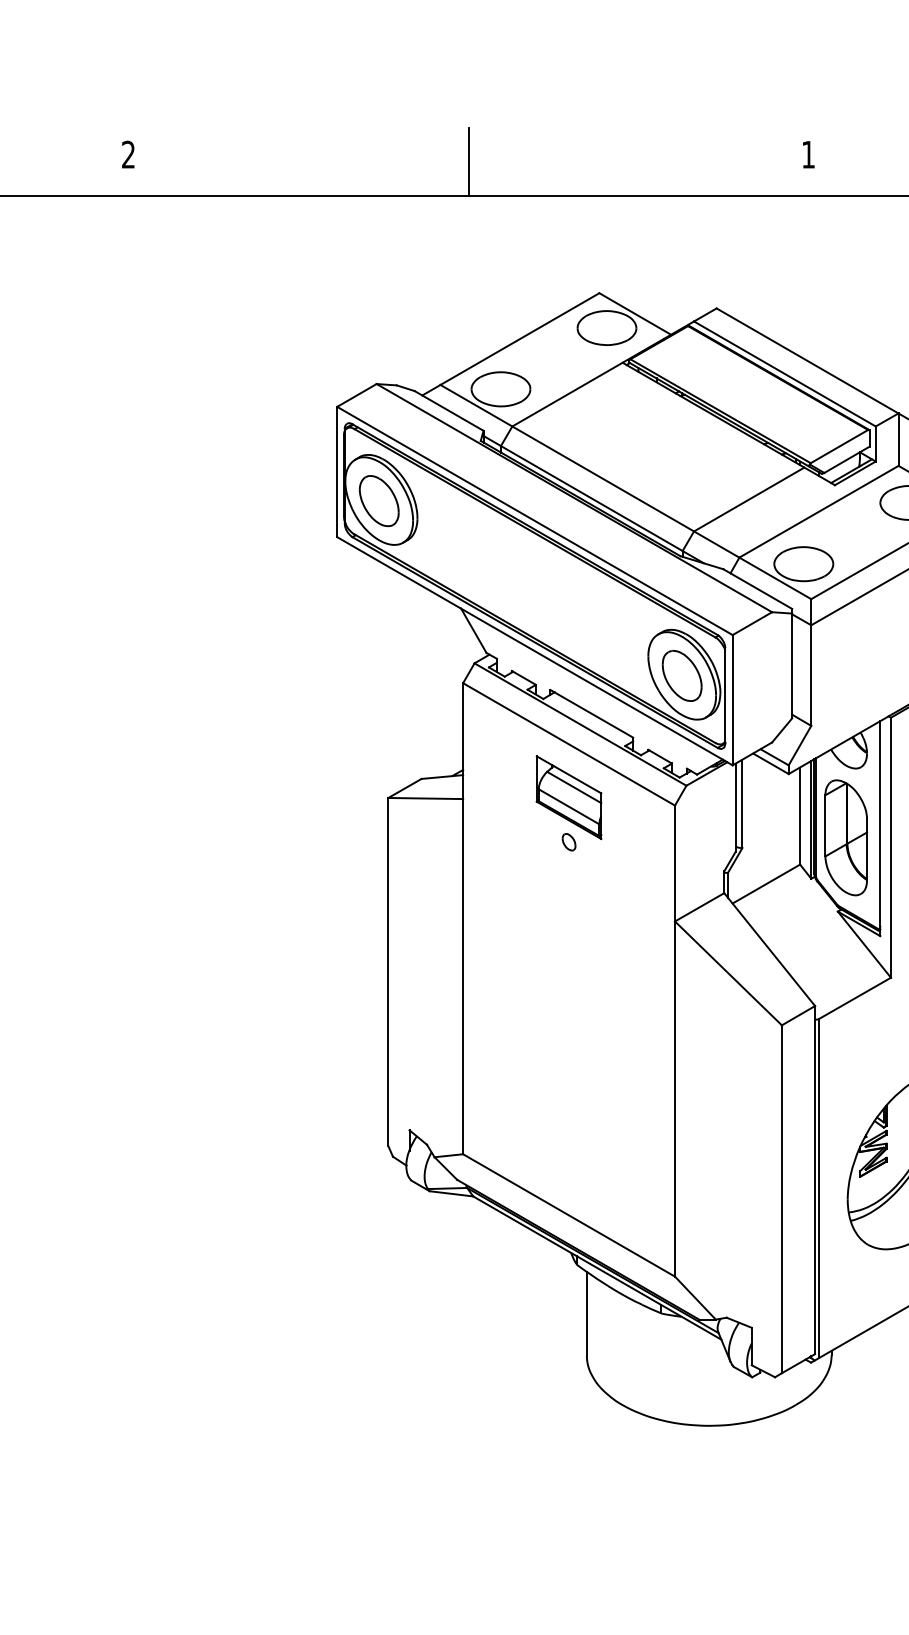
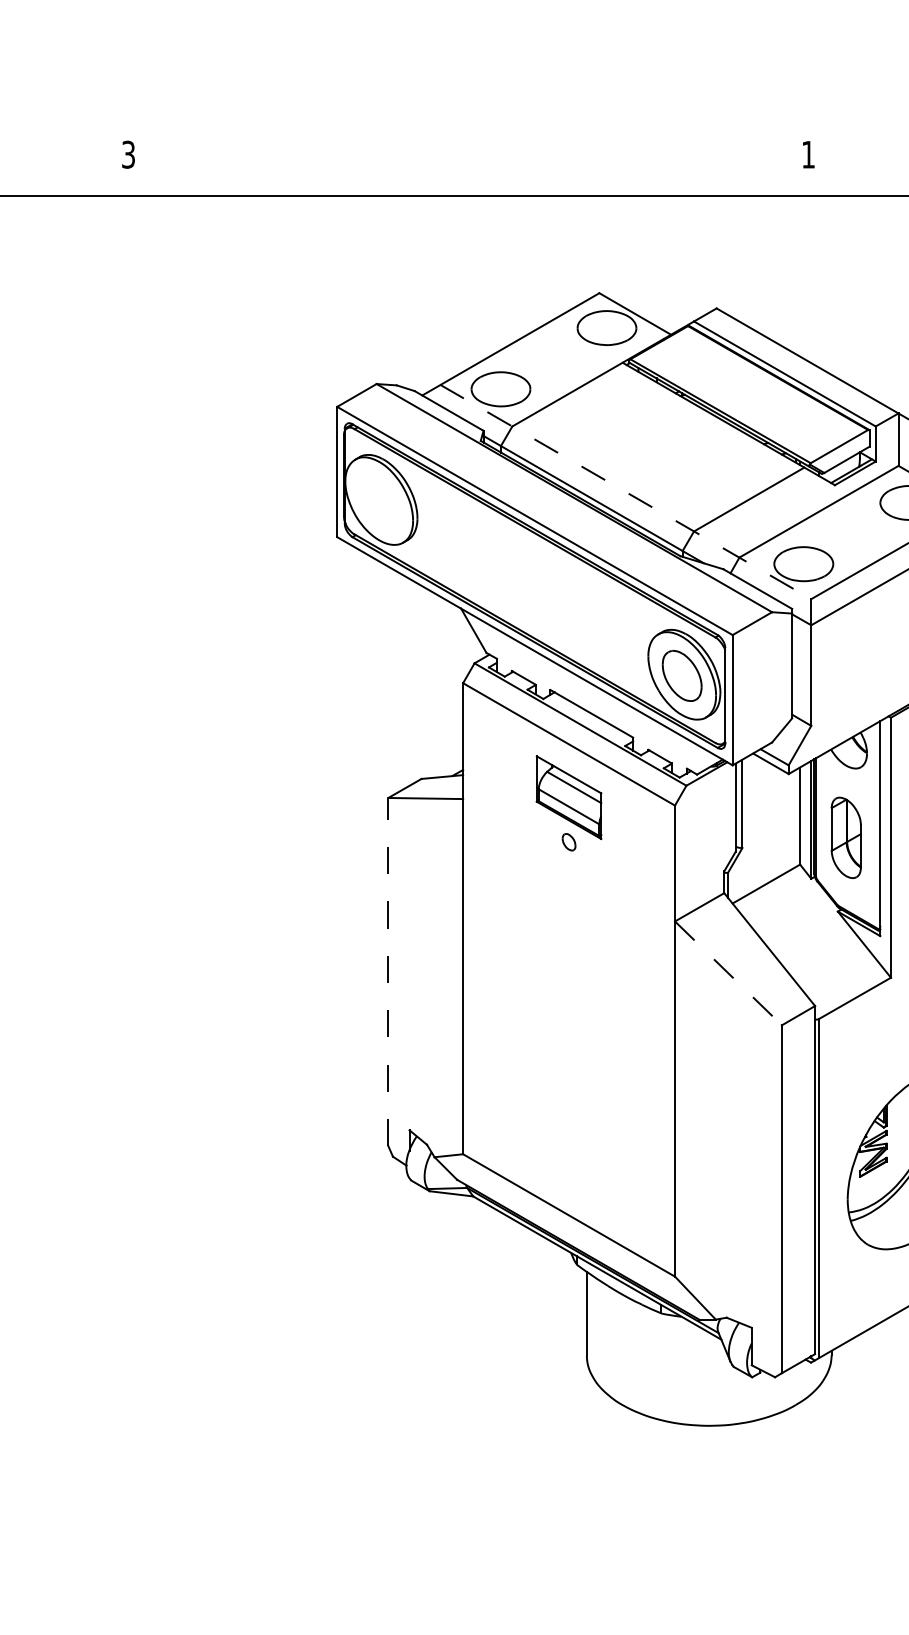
text: 2 -> 3 (128, 154)
line: present -> none (468, 161)
line: solid -> dashed (626, 492)
part: present -> none (378, 501)
part size: 45x118 px -> 32x83 px (845, 837)
line: solid -> dashed (388, 971)
line: solid -> dashed (728, 973)
